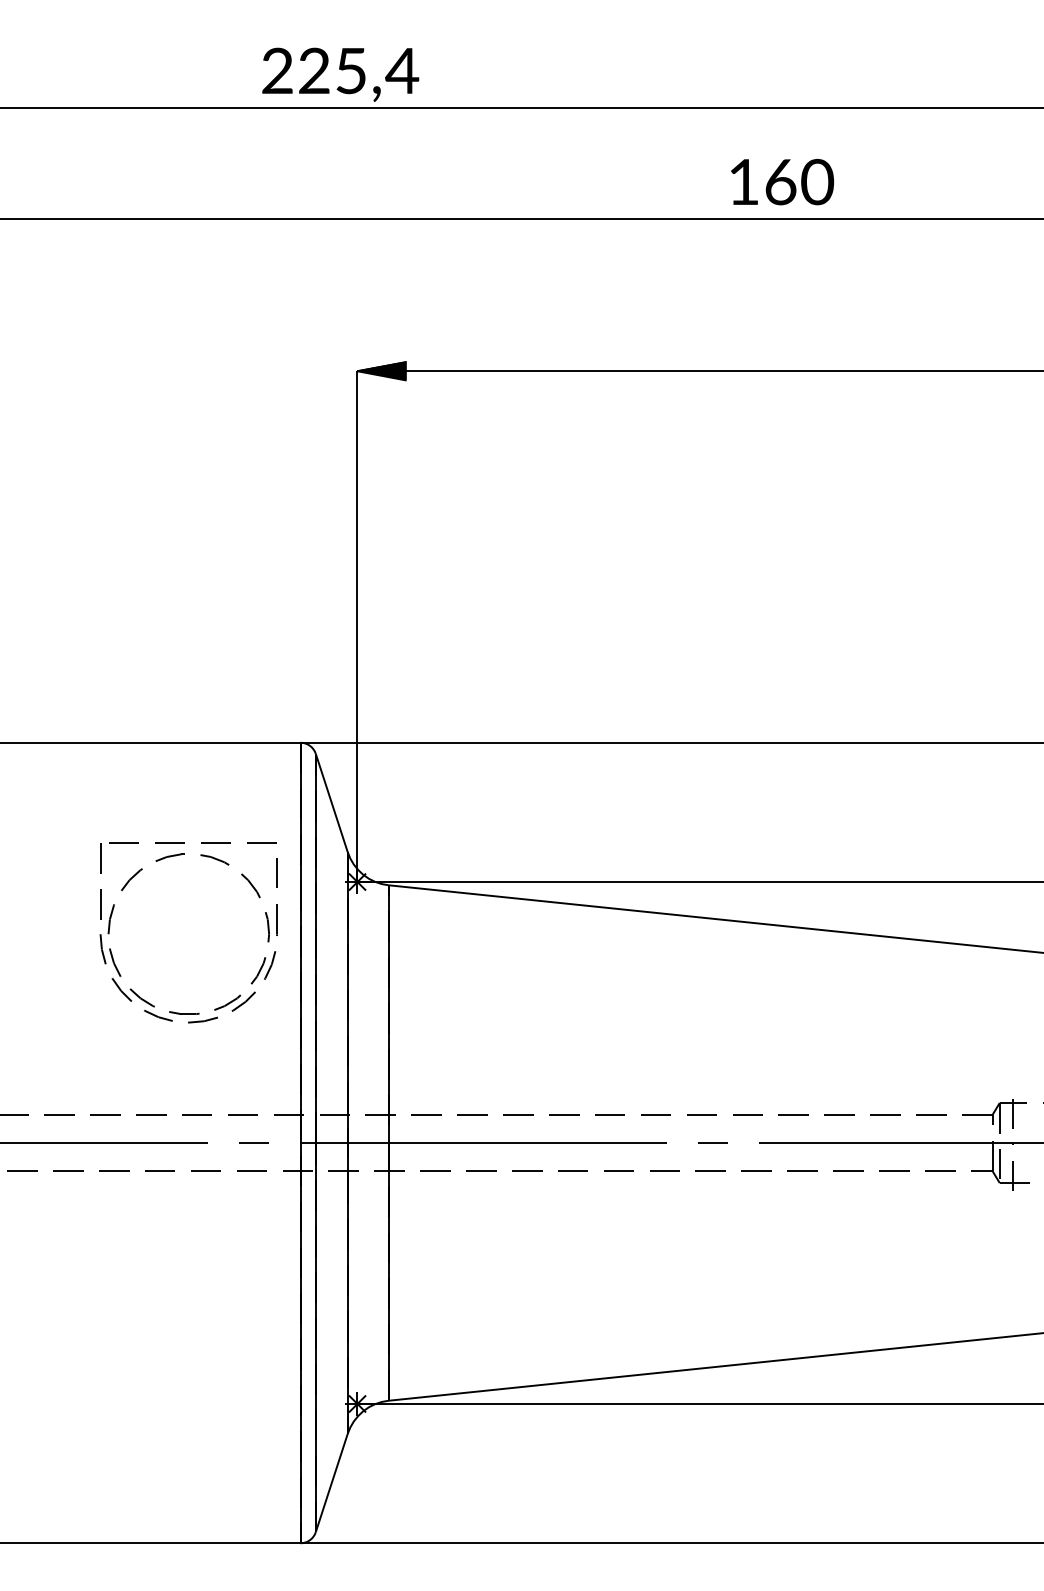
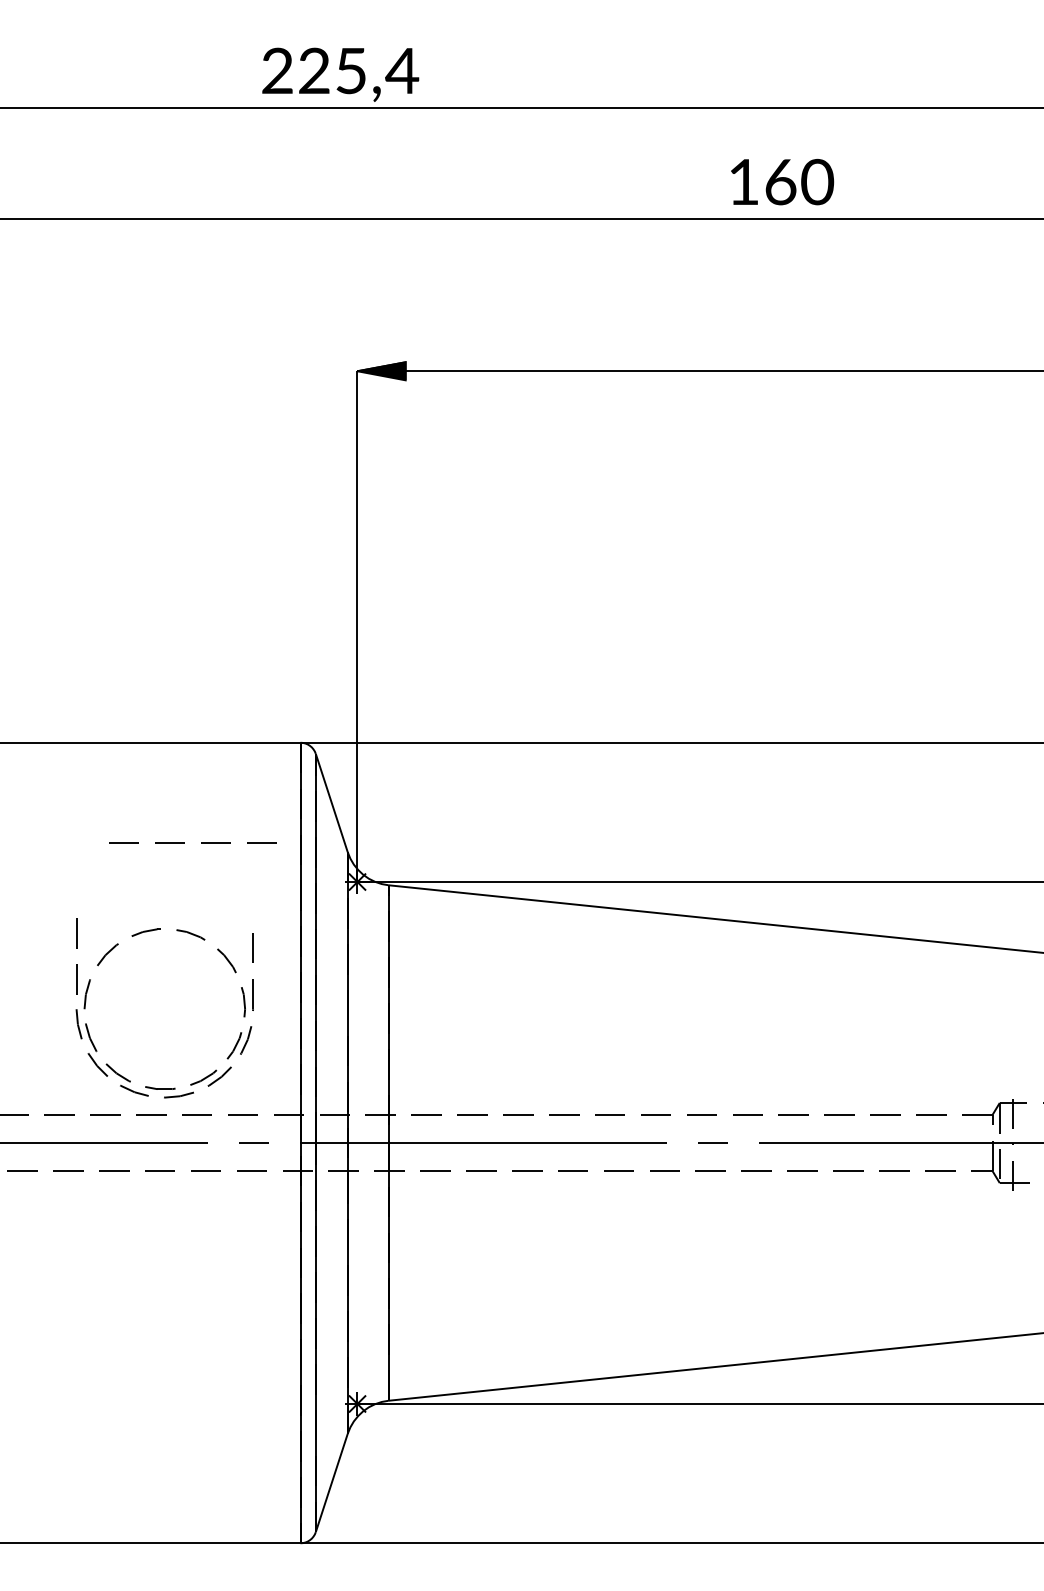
part position: (161, 860) -> (137, 935) (137, 935)
